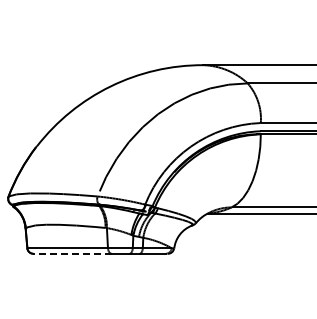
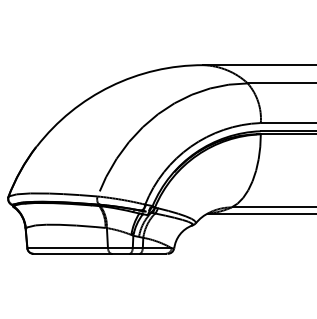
line: dashed -> solid (72, 253)
